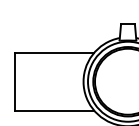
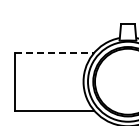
line: solid -> dashed (54, 52)
